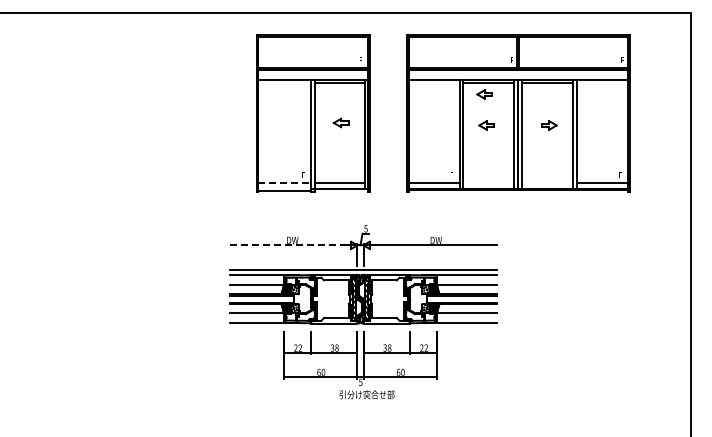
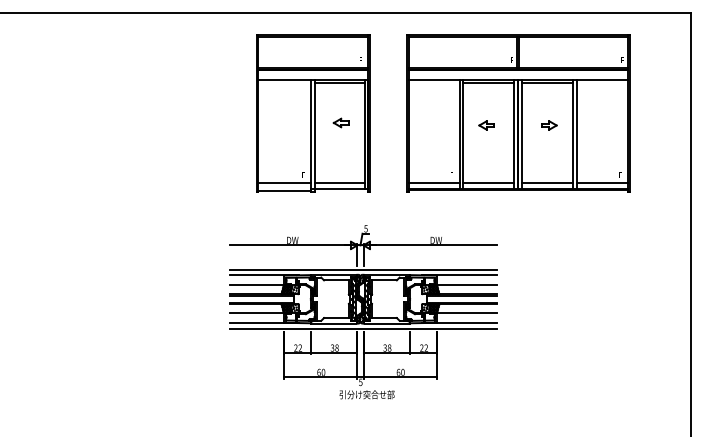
part: present -> none (484, 94)
line: dashed -> solid (285, 182)
line: none -> present (488, 182)
line: none -> present (547, 182)
line: dashed -> solid (290, 245)
line: none -> present (363, 328)
